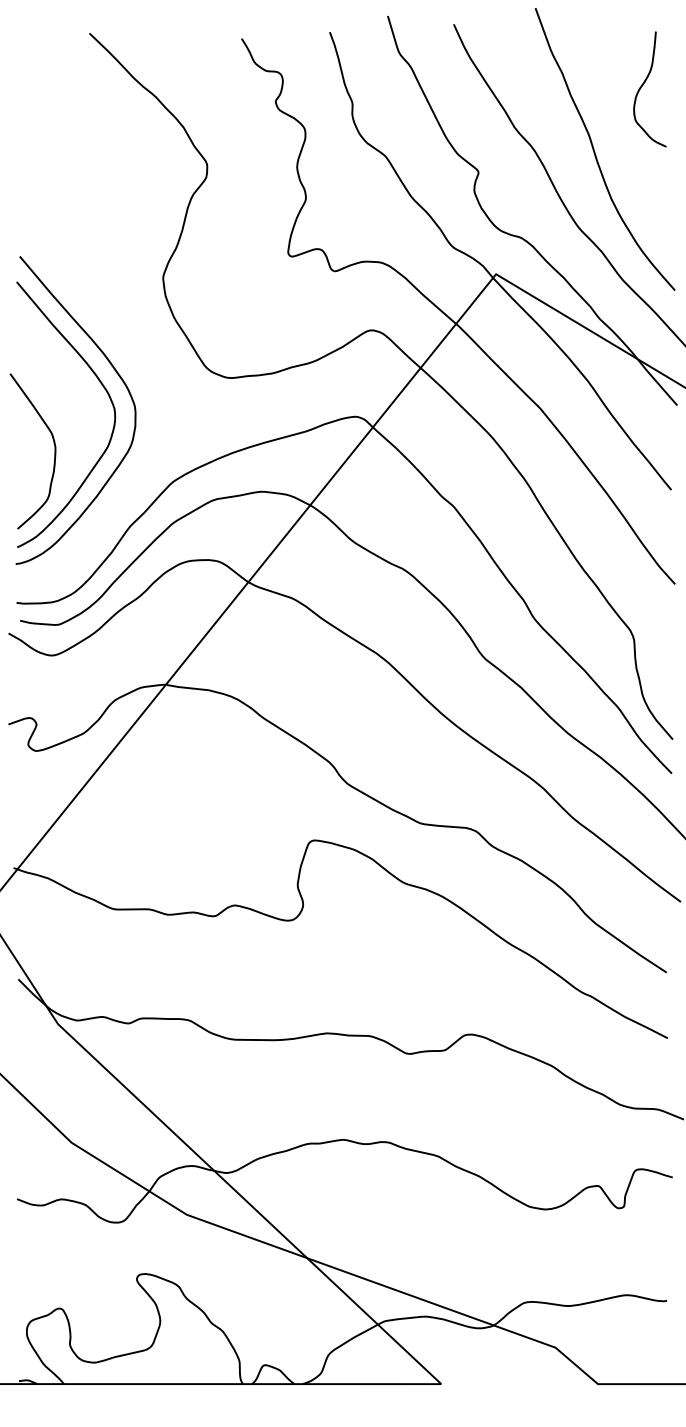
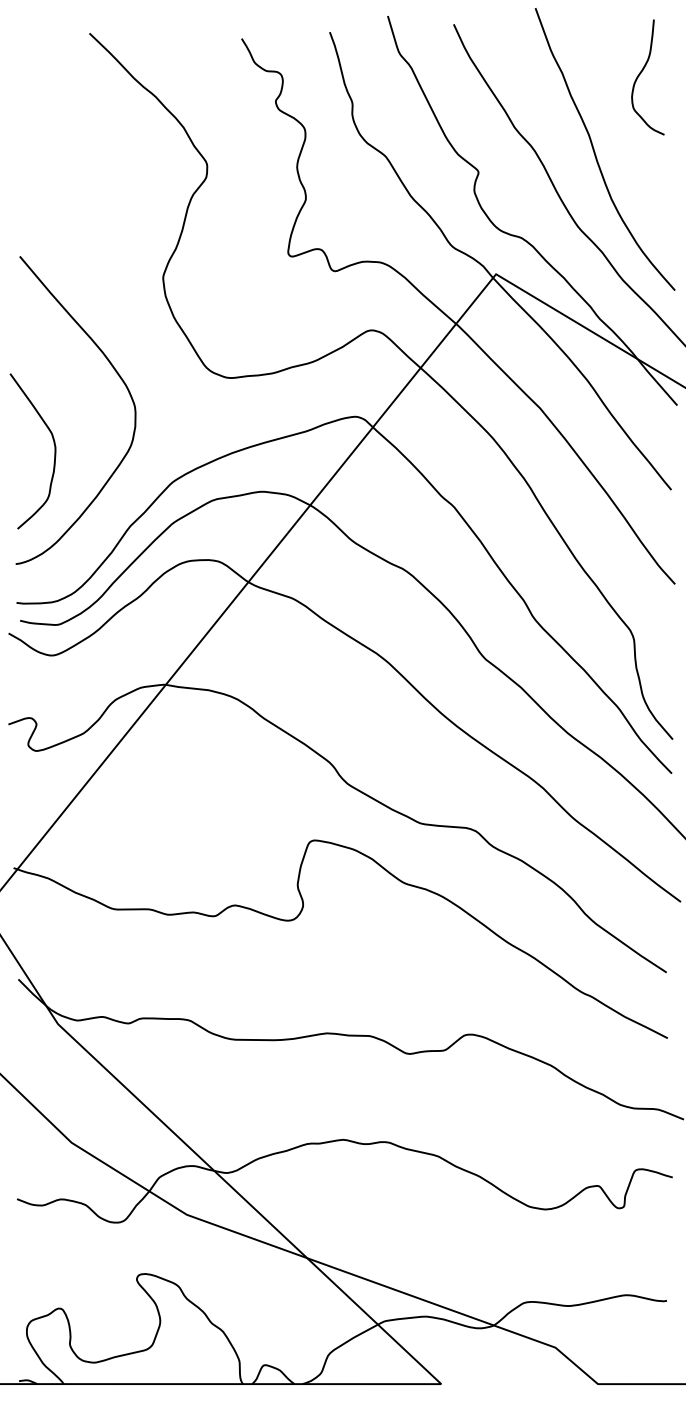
curve position: (643, 85) -> (641, 73) (641, 73)
curve: present -> none (101, 385)
